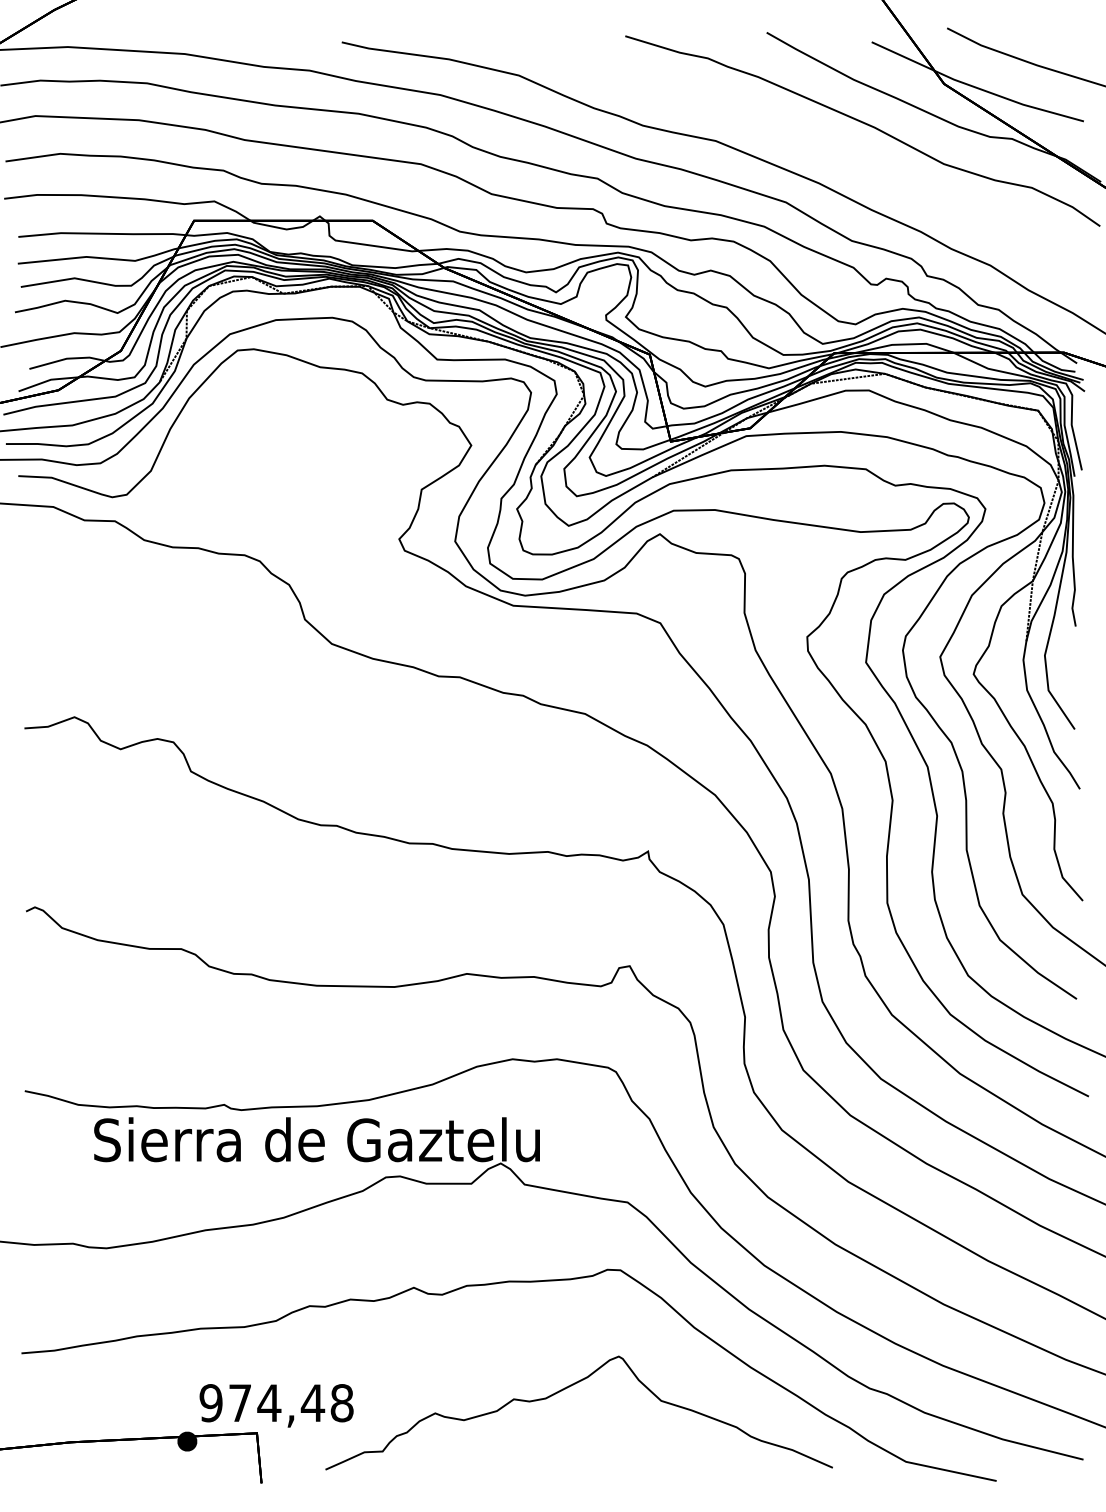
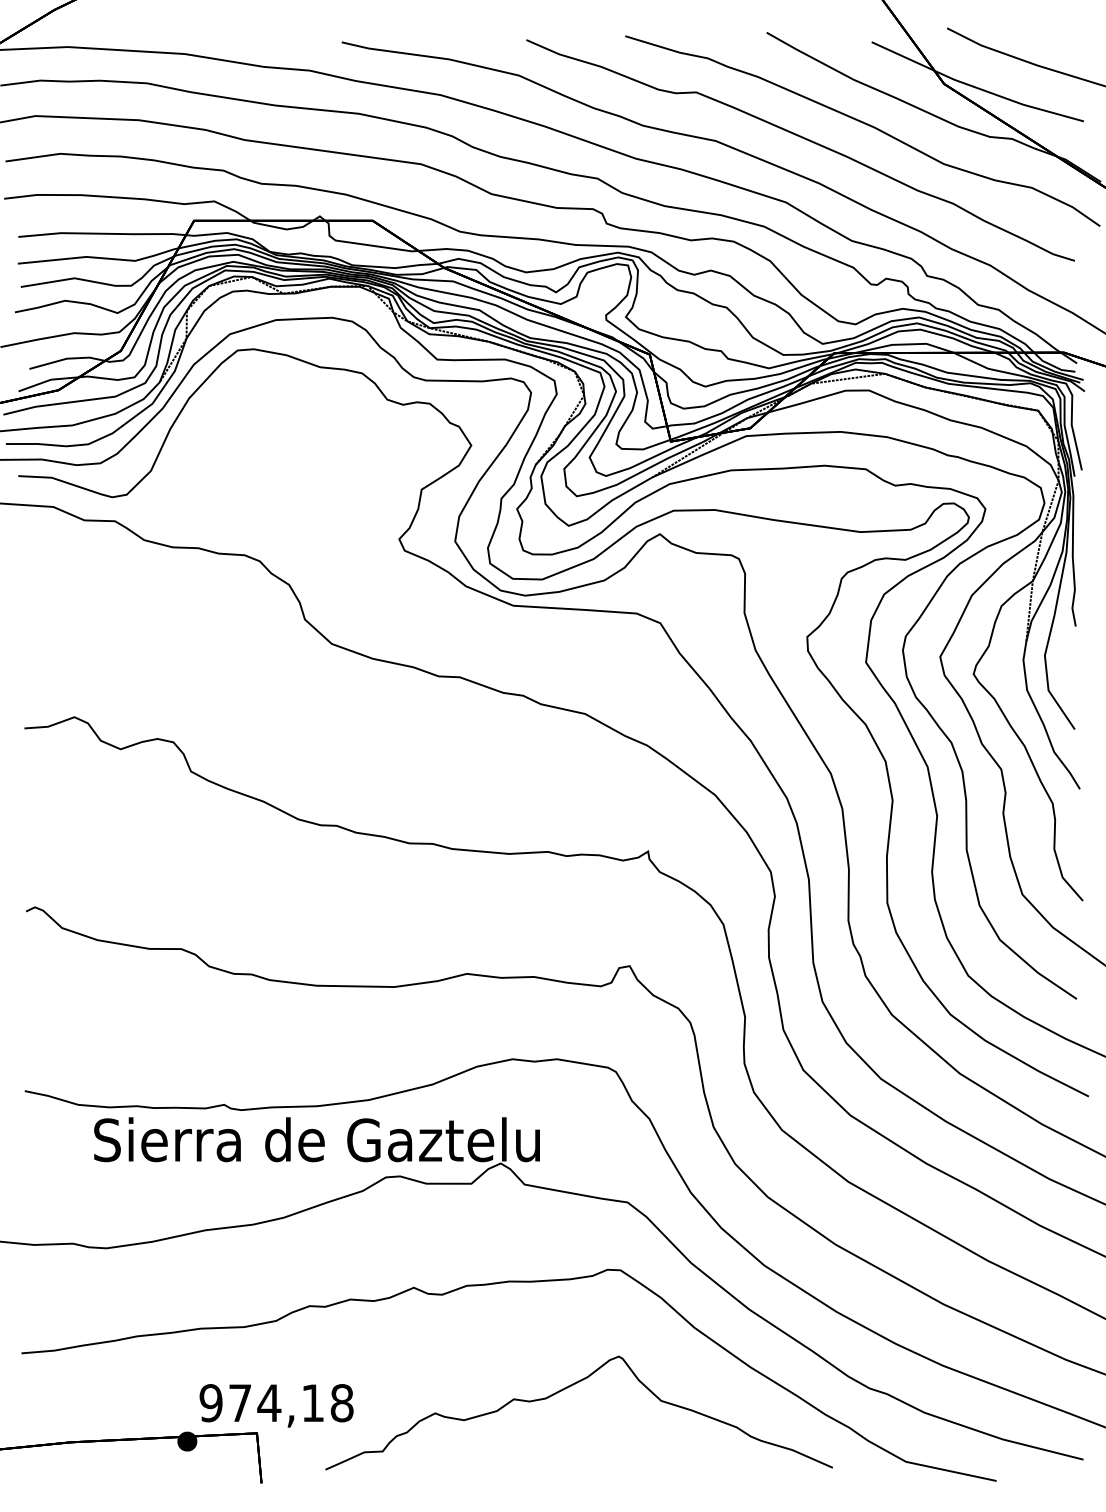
curve: none -> present (806, 140)
text: 974,48 -> 974,18 (312, 1402)
